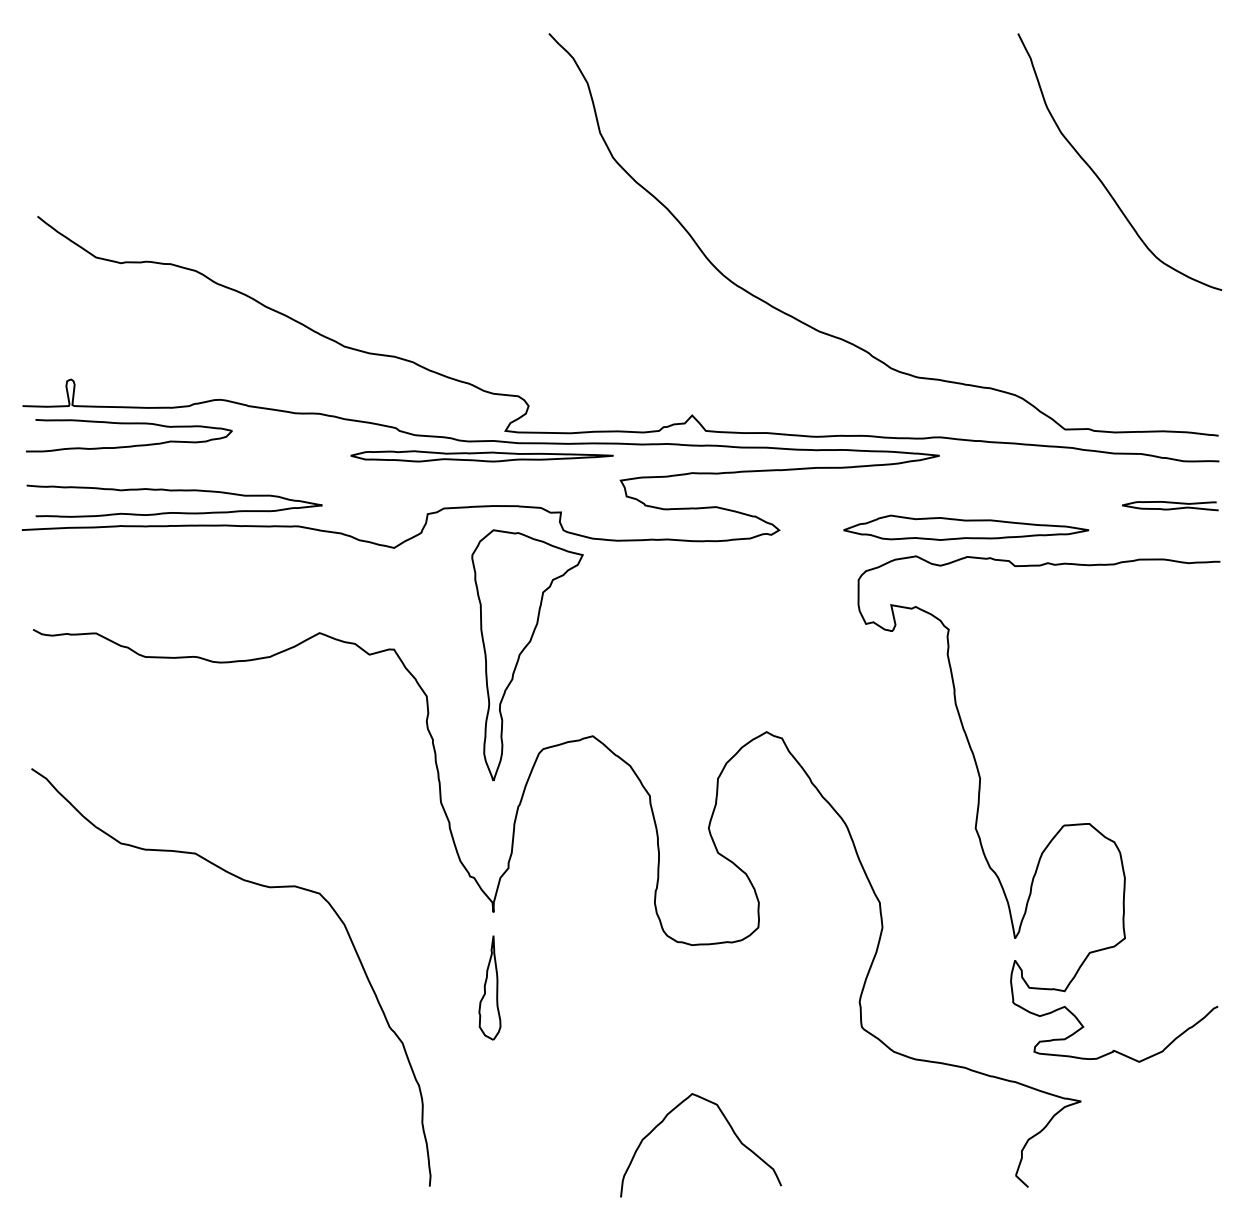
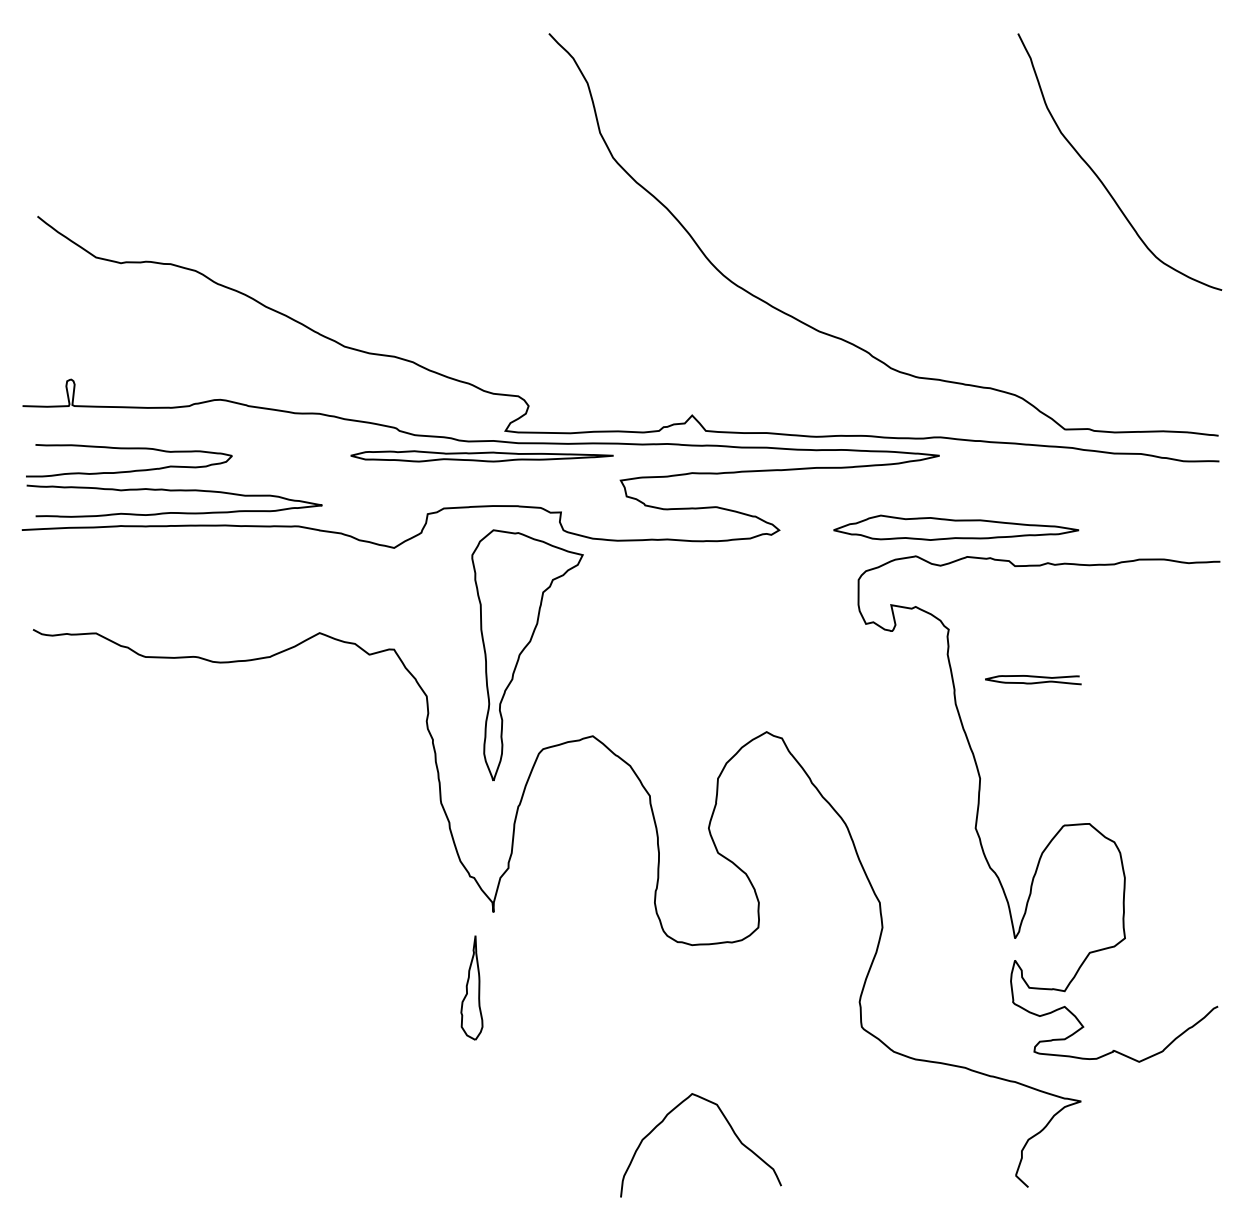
curve position: (129, 445) -> (129, 470) (129, 470)
curve position: (1170, 508) -> (1033, 682) (1033, 682)
part position: (966, 527) -> (956, 527) (956, 527)
curve: present -> none (254, 884)
part position: (489, 987) -> (471, 987) (471, 987)
